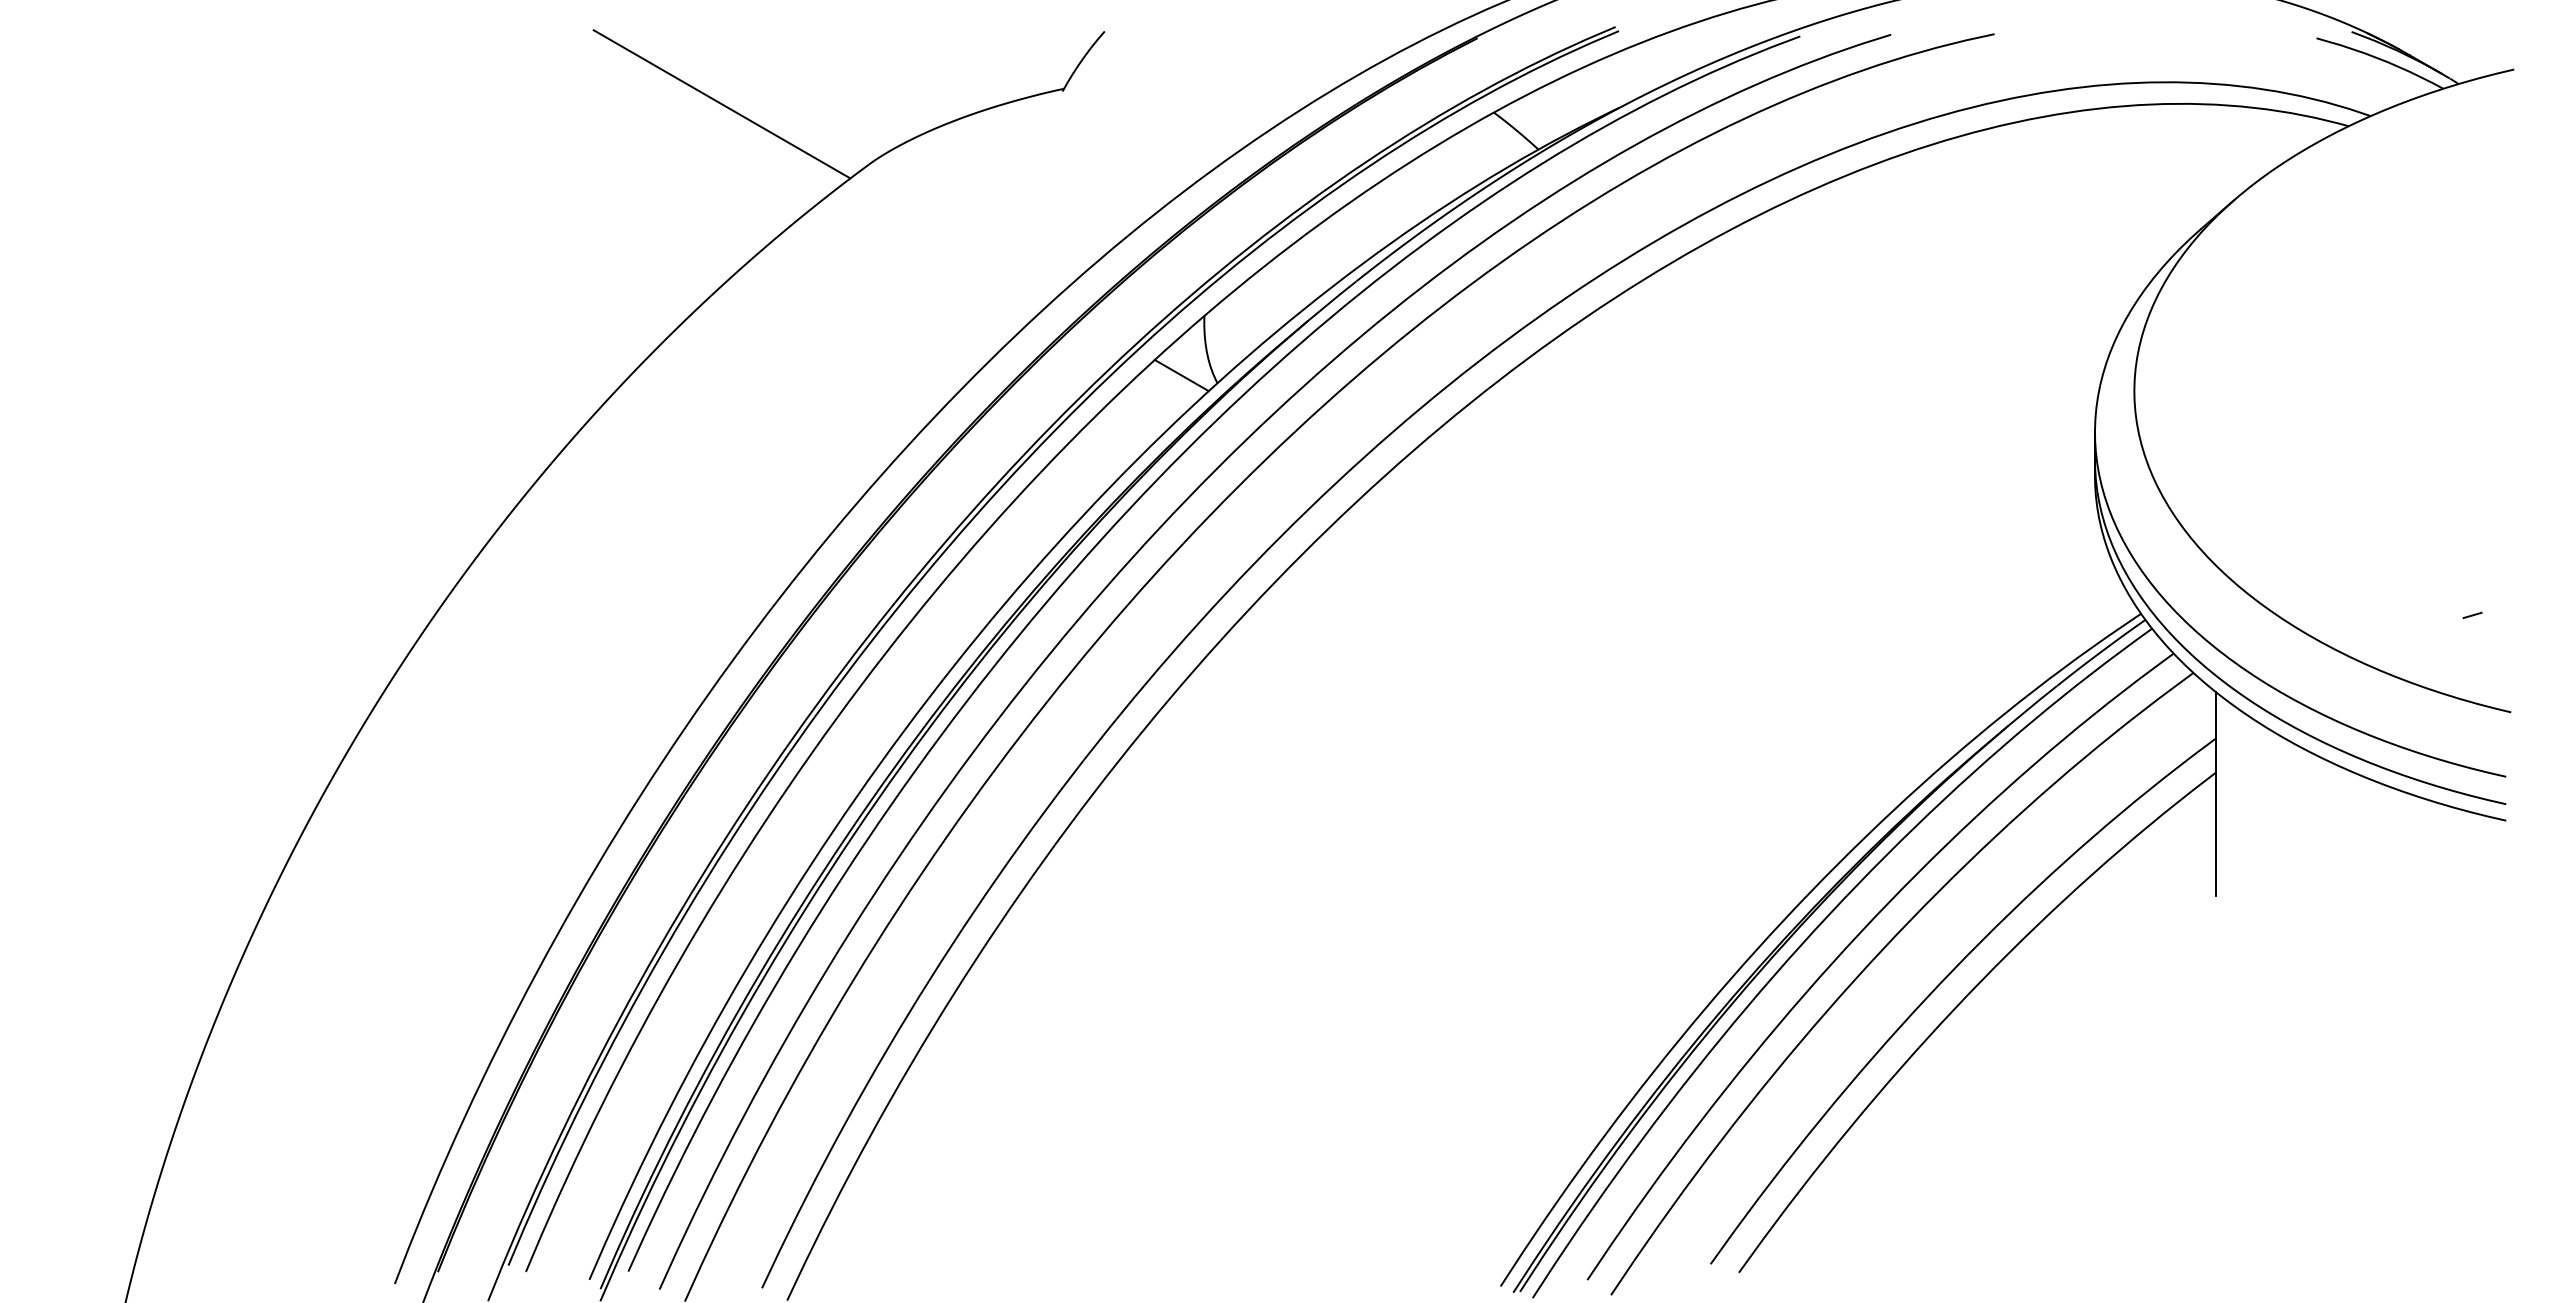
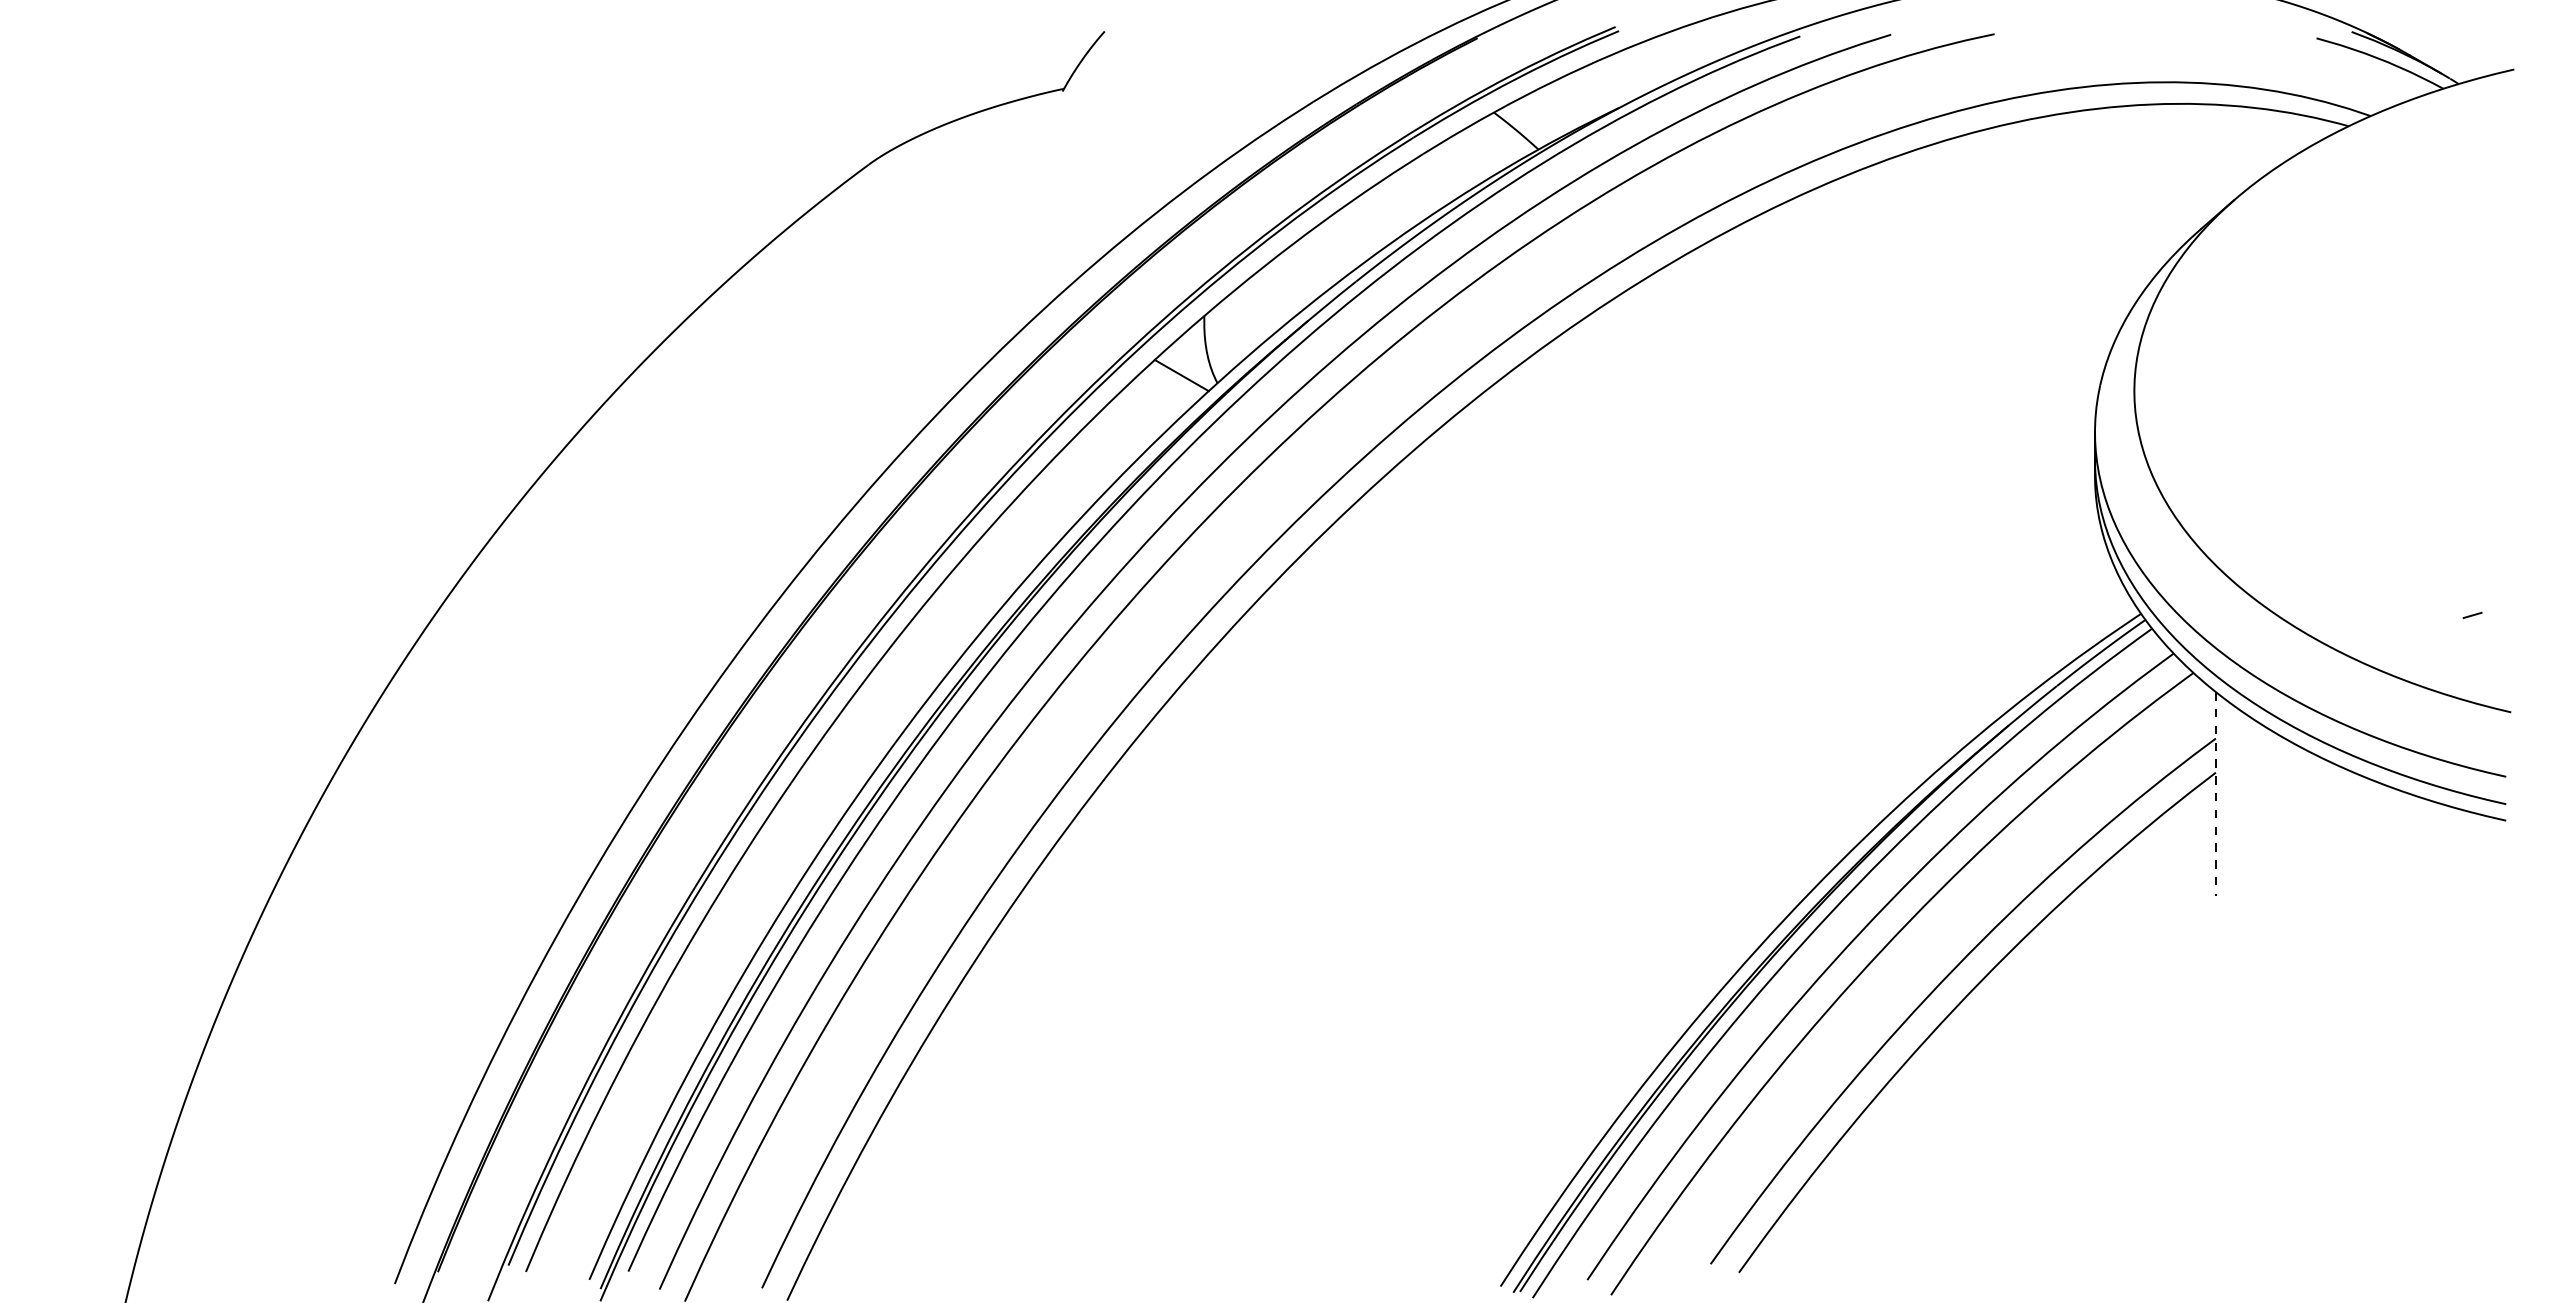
line: present -> none (721, 104)
line: solid -> dashed (2215, 793)
